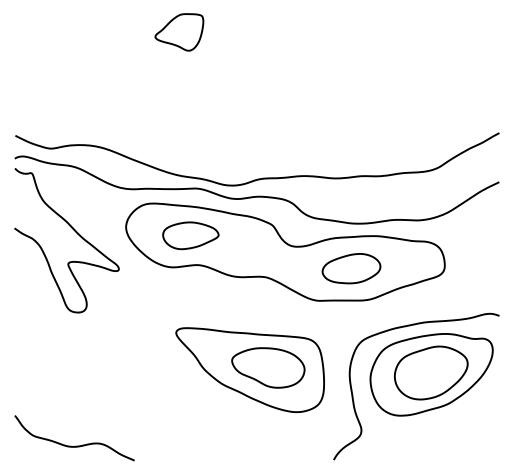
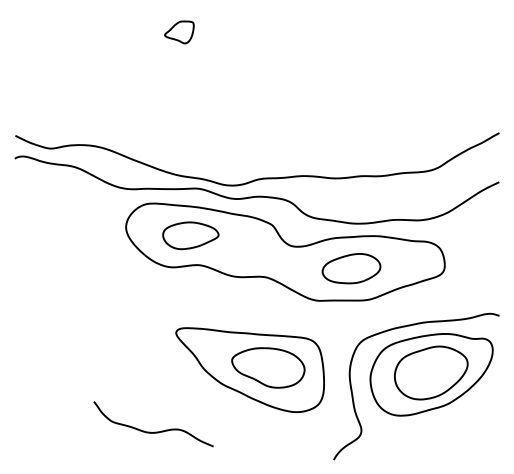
part size: 51x39 px -> 31x25 px (179, 32)
curve: present -> none (74, 231)
curve position: (75, 445) -> (154, 431) (154, 431)
